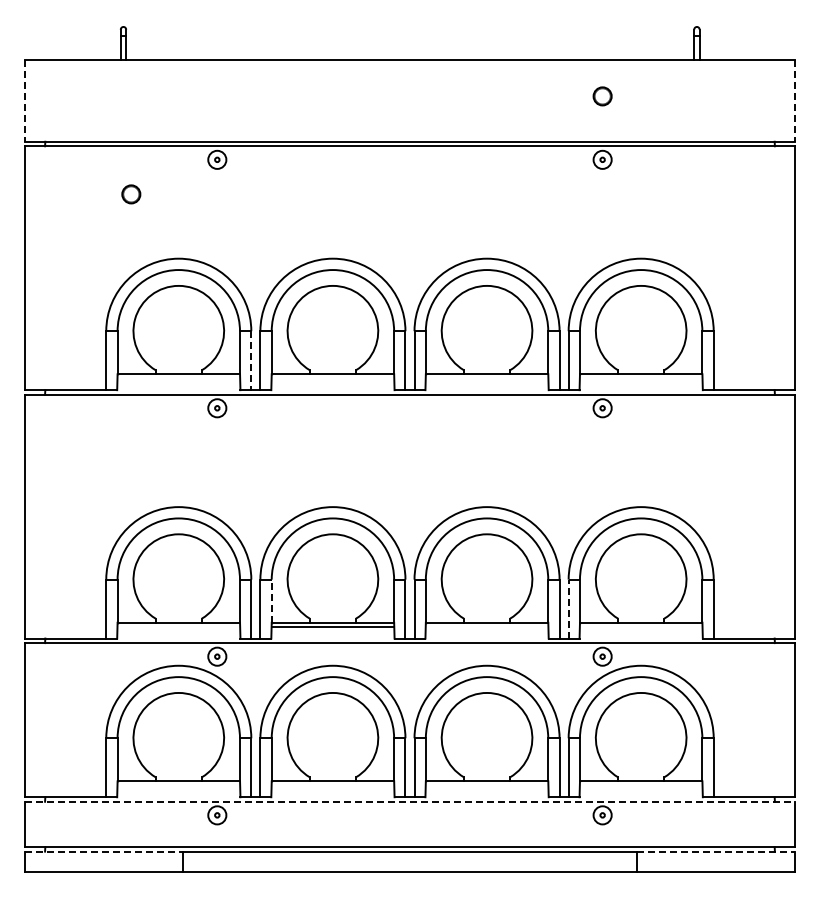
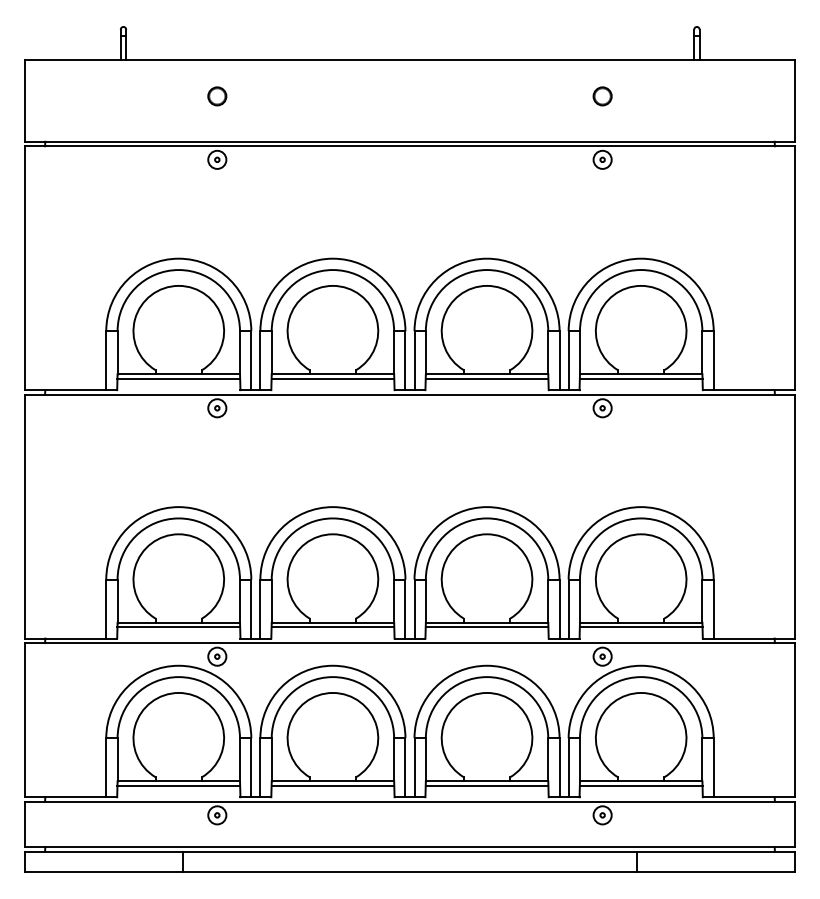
line: dashed -> solid (24, 100)
line: dashed -> solid (795, 100)
circle position: (131, 194) -> (217, 96) (217, 96)
line: dashed -> solid (251, 361)
line: none -> present (178, 378)
line: none -> present (332, 378)
line: none -> present (486, 378)
line: none -> present (640, 378)
line: dashed -> solid (271, 601)
line: dashed -> solid (568, 608)
line: none -> present (178, 627)
line: none -> present (486, 627)
line: none -> present (640, 627)
line: none -> present (178, 785)
line: none -> present (332, 785)
line: none -> present (486, 785)
line: none -> present (640, 785)
line: dashed -> solid (410, 801)
line: dashed -> solid (104, 851)
line: dashed -> solid (716, 851)
